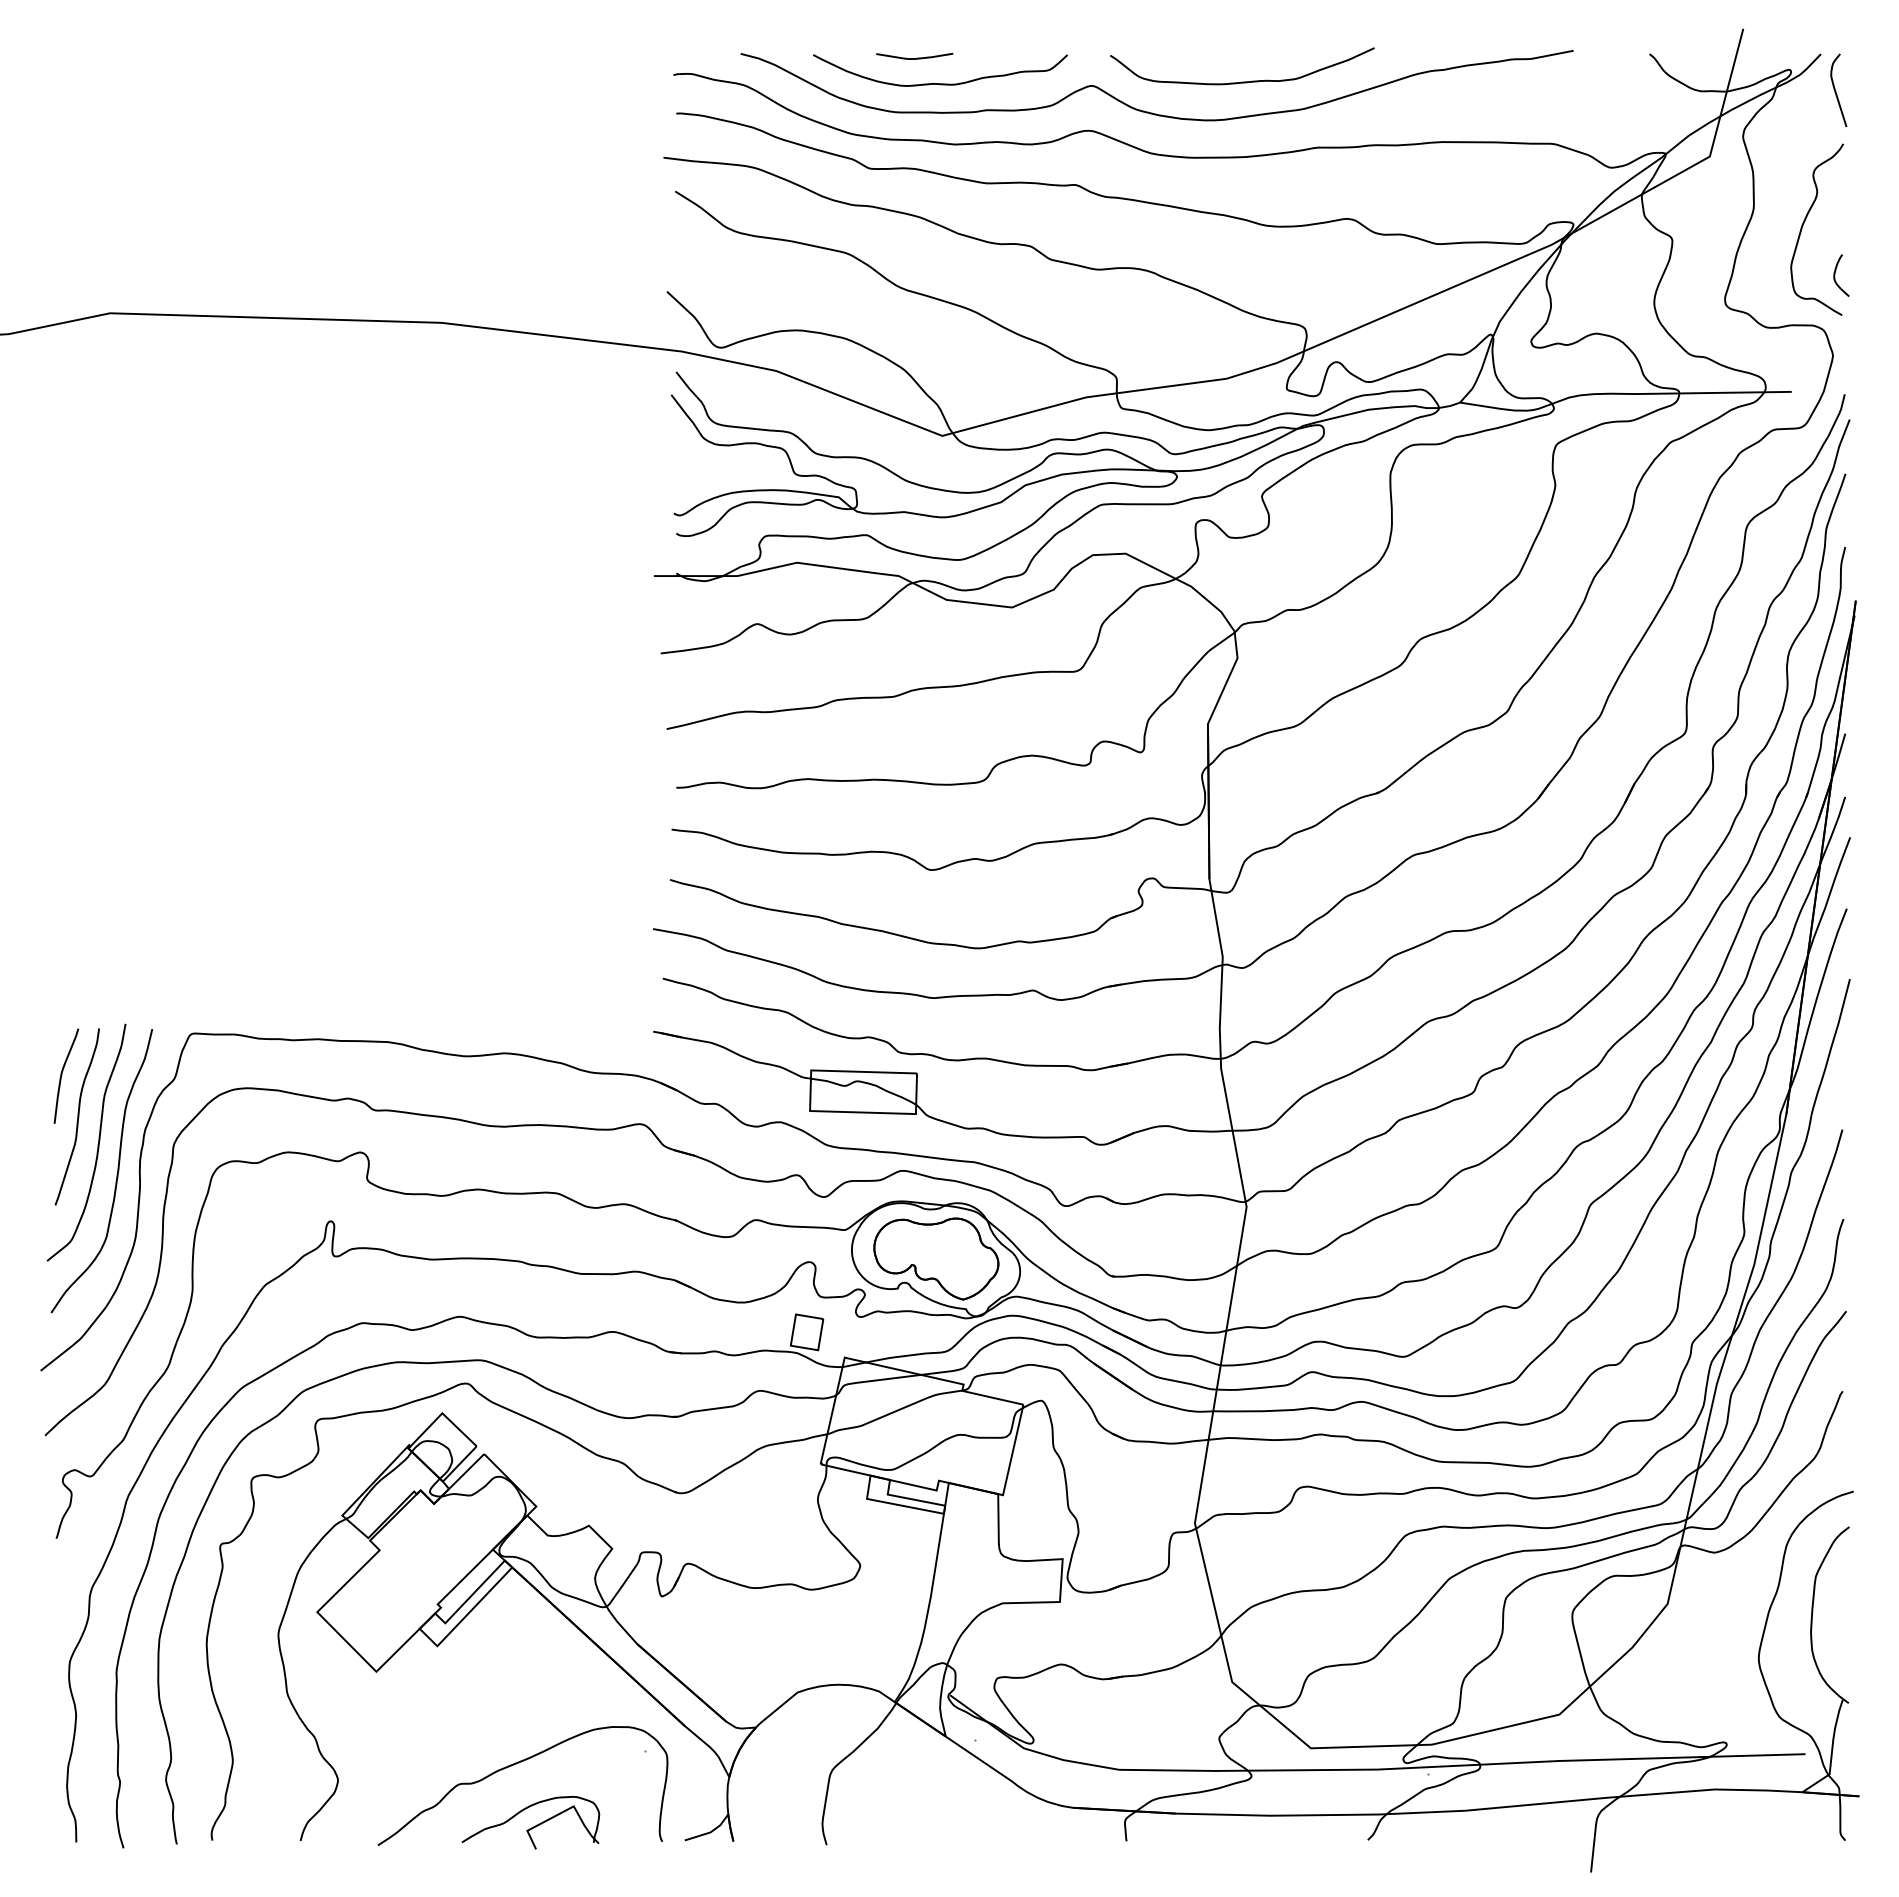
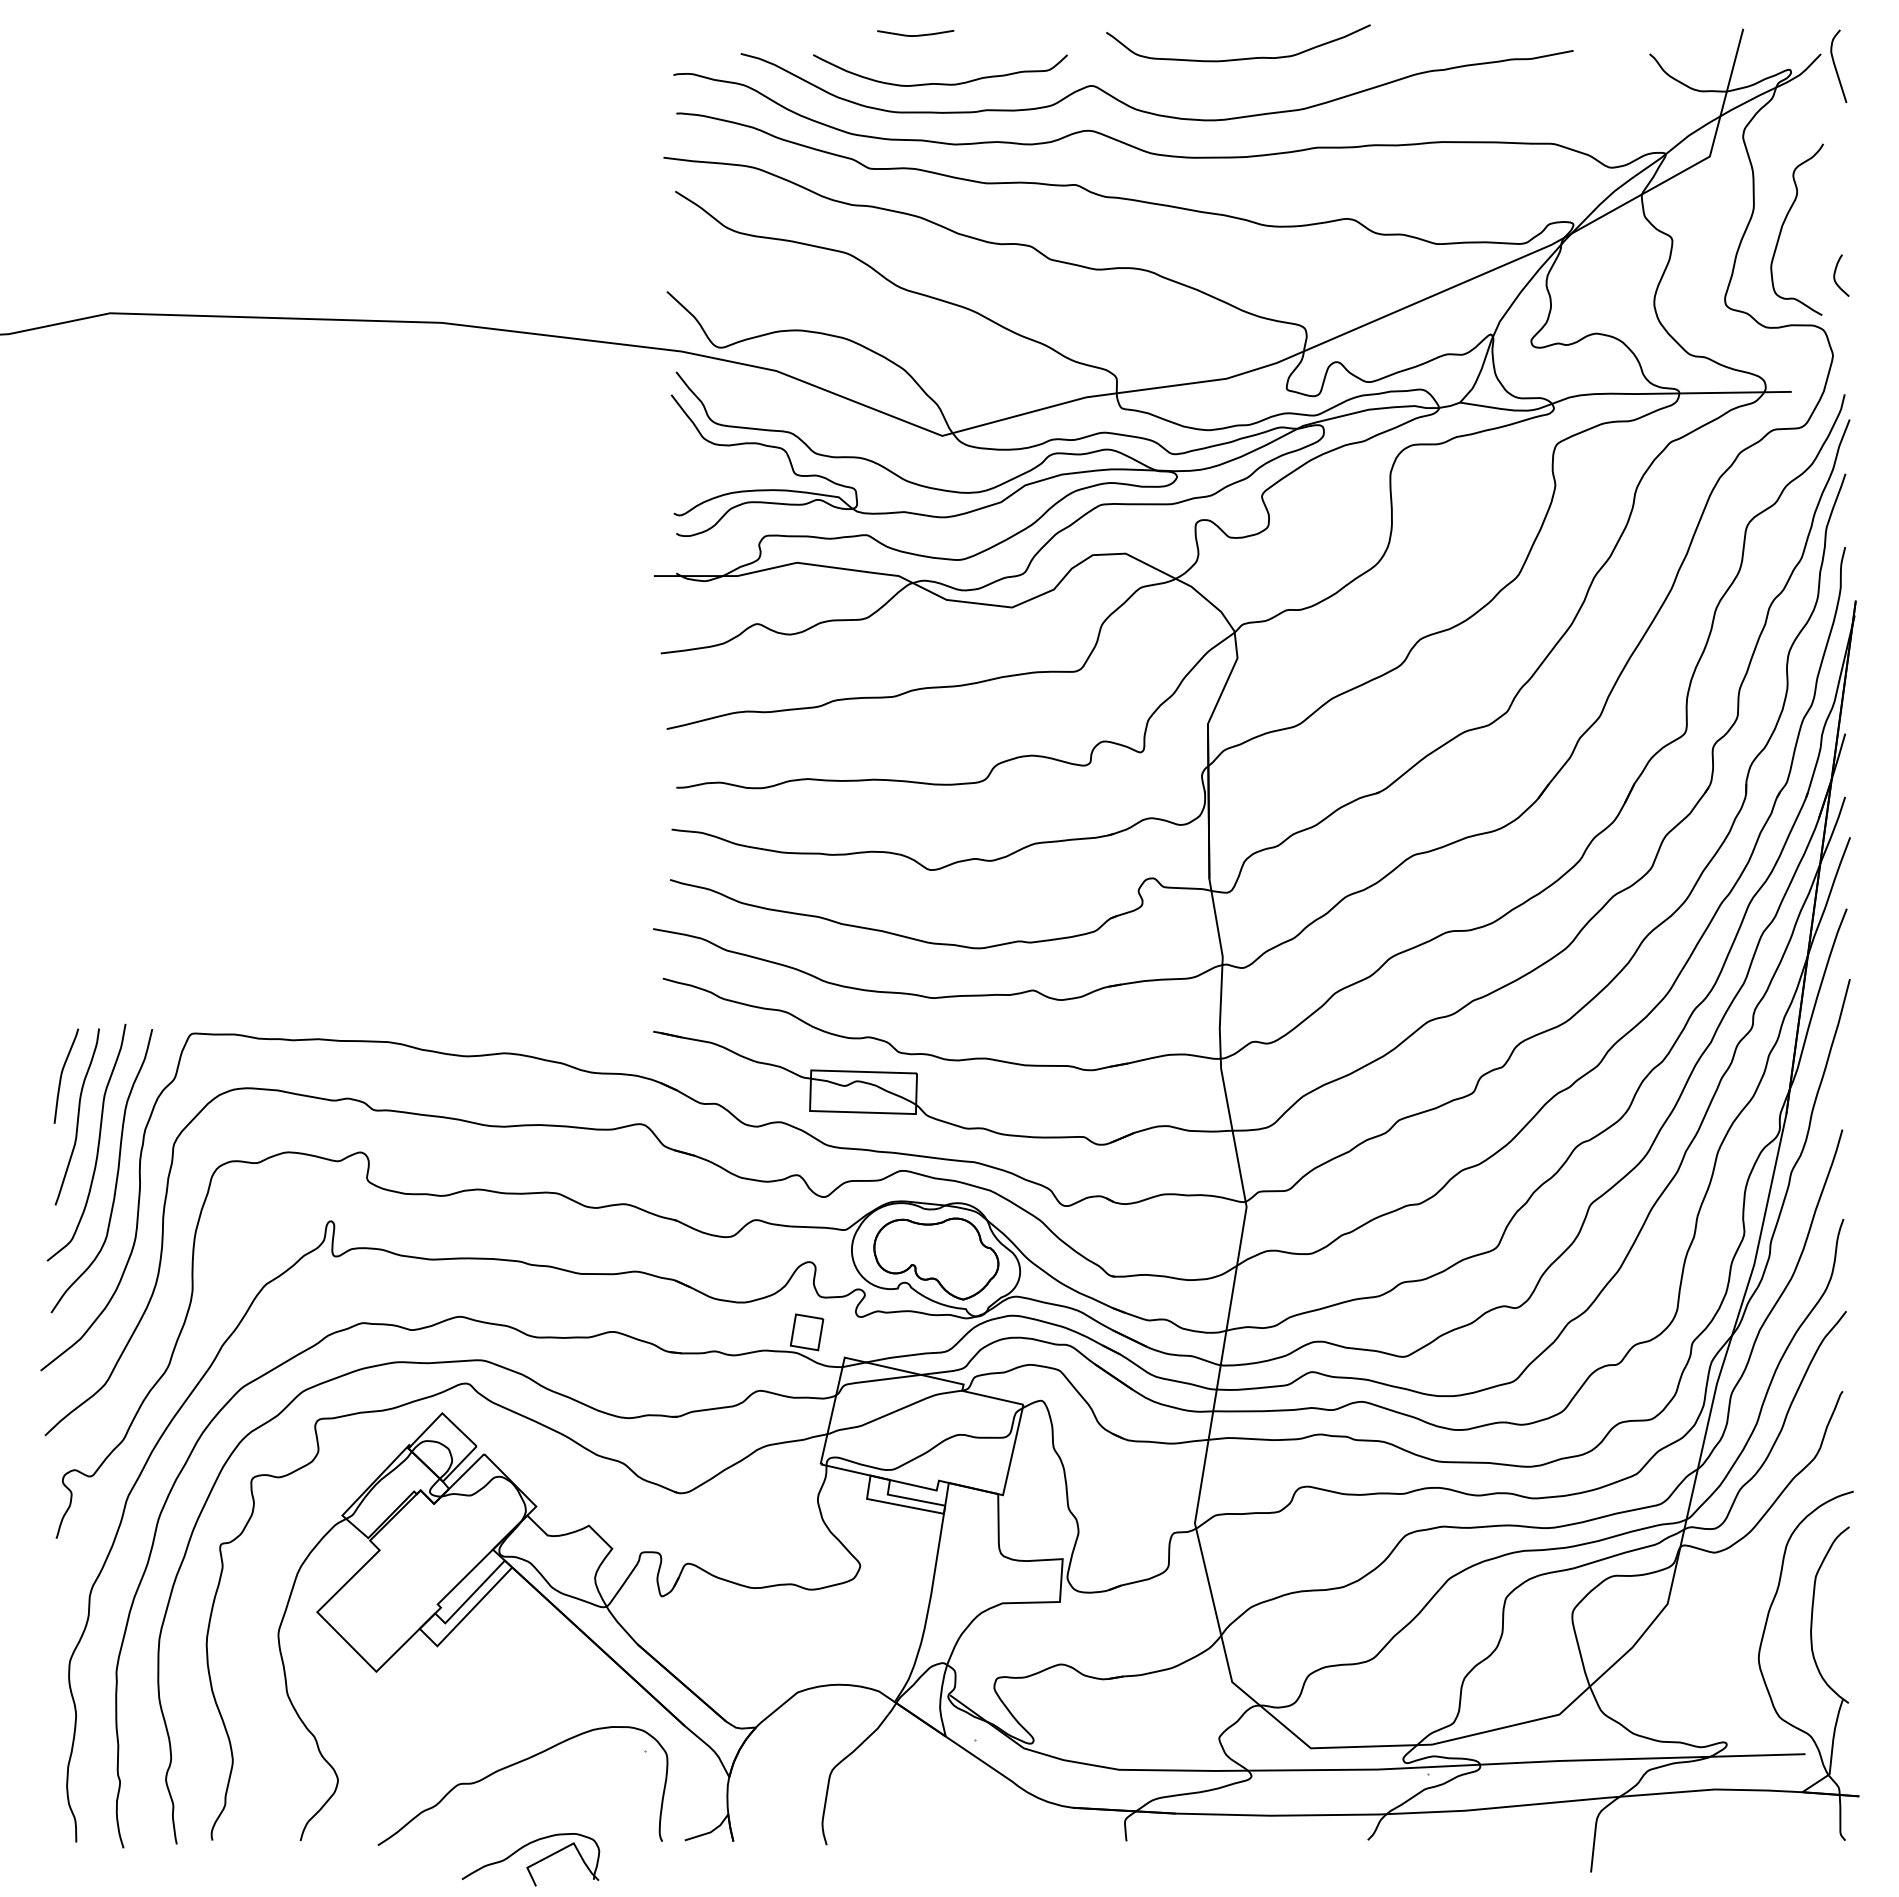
curve position: (916, 57) -> (917, 34) (917, 34)
curve position: (1242, 81) -> (1238, 58) (1238, 58)
curve position: (1836, 91) -> (1836, 67) (1836, 67)
curve position: (1804, 223) -> (1784, 223) (1784, 223)
part position: (530, 1822) -> (530, 1859) (530, 1859)
